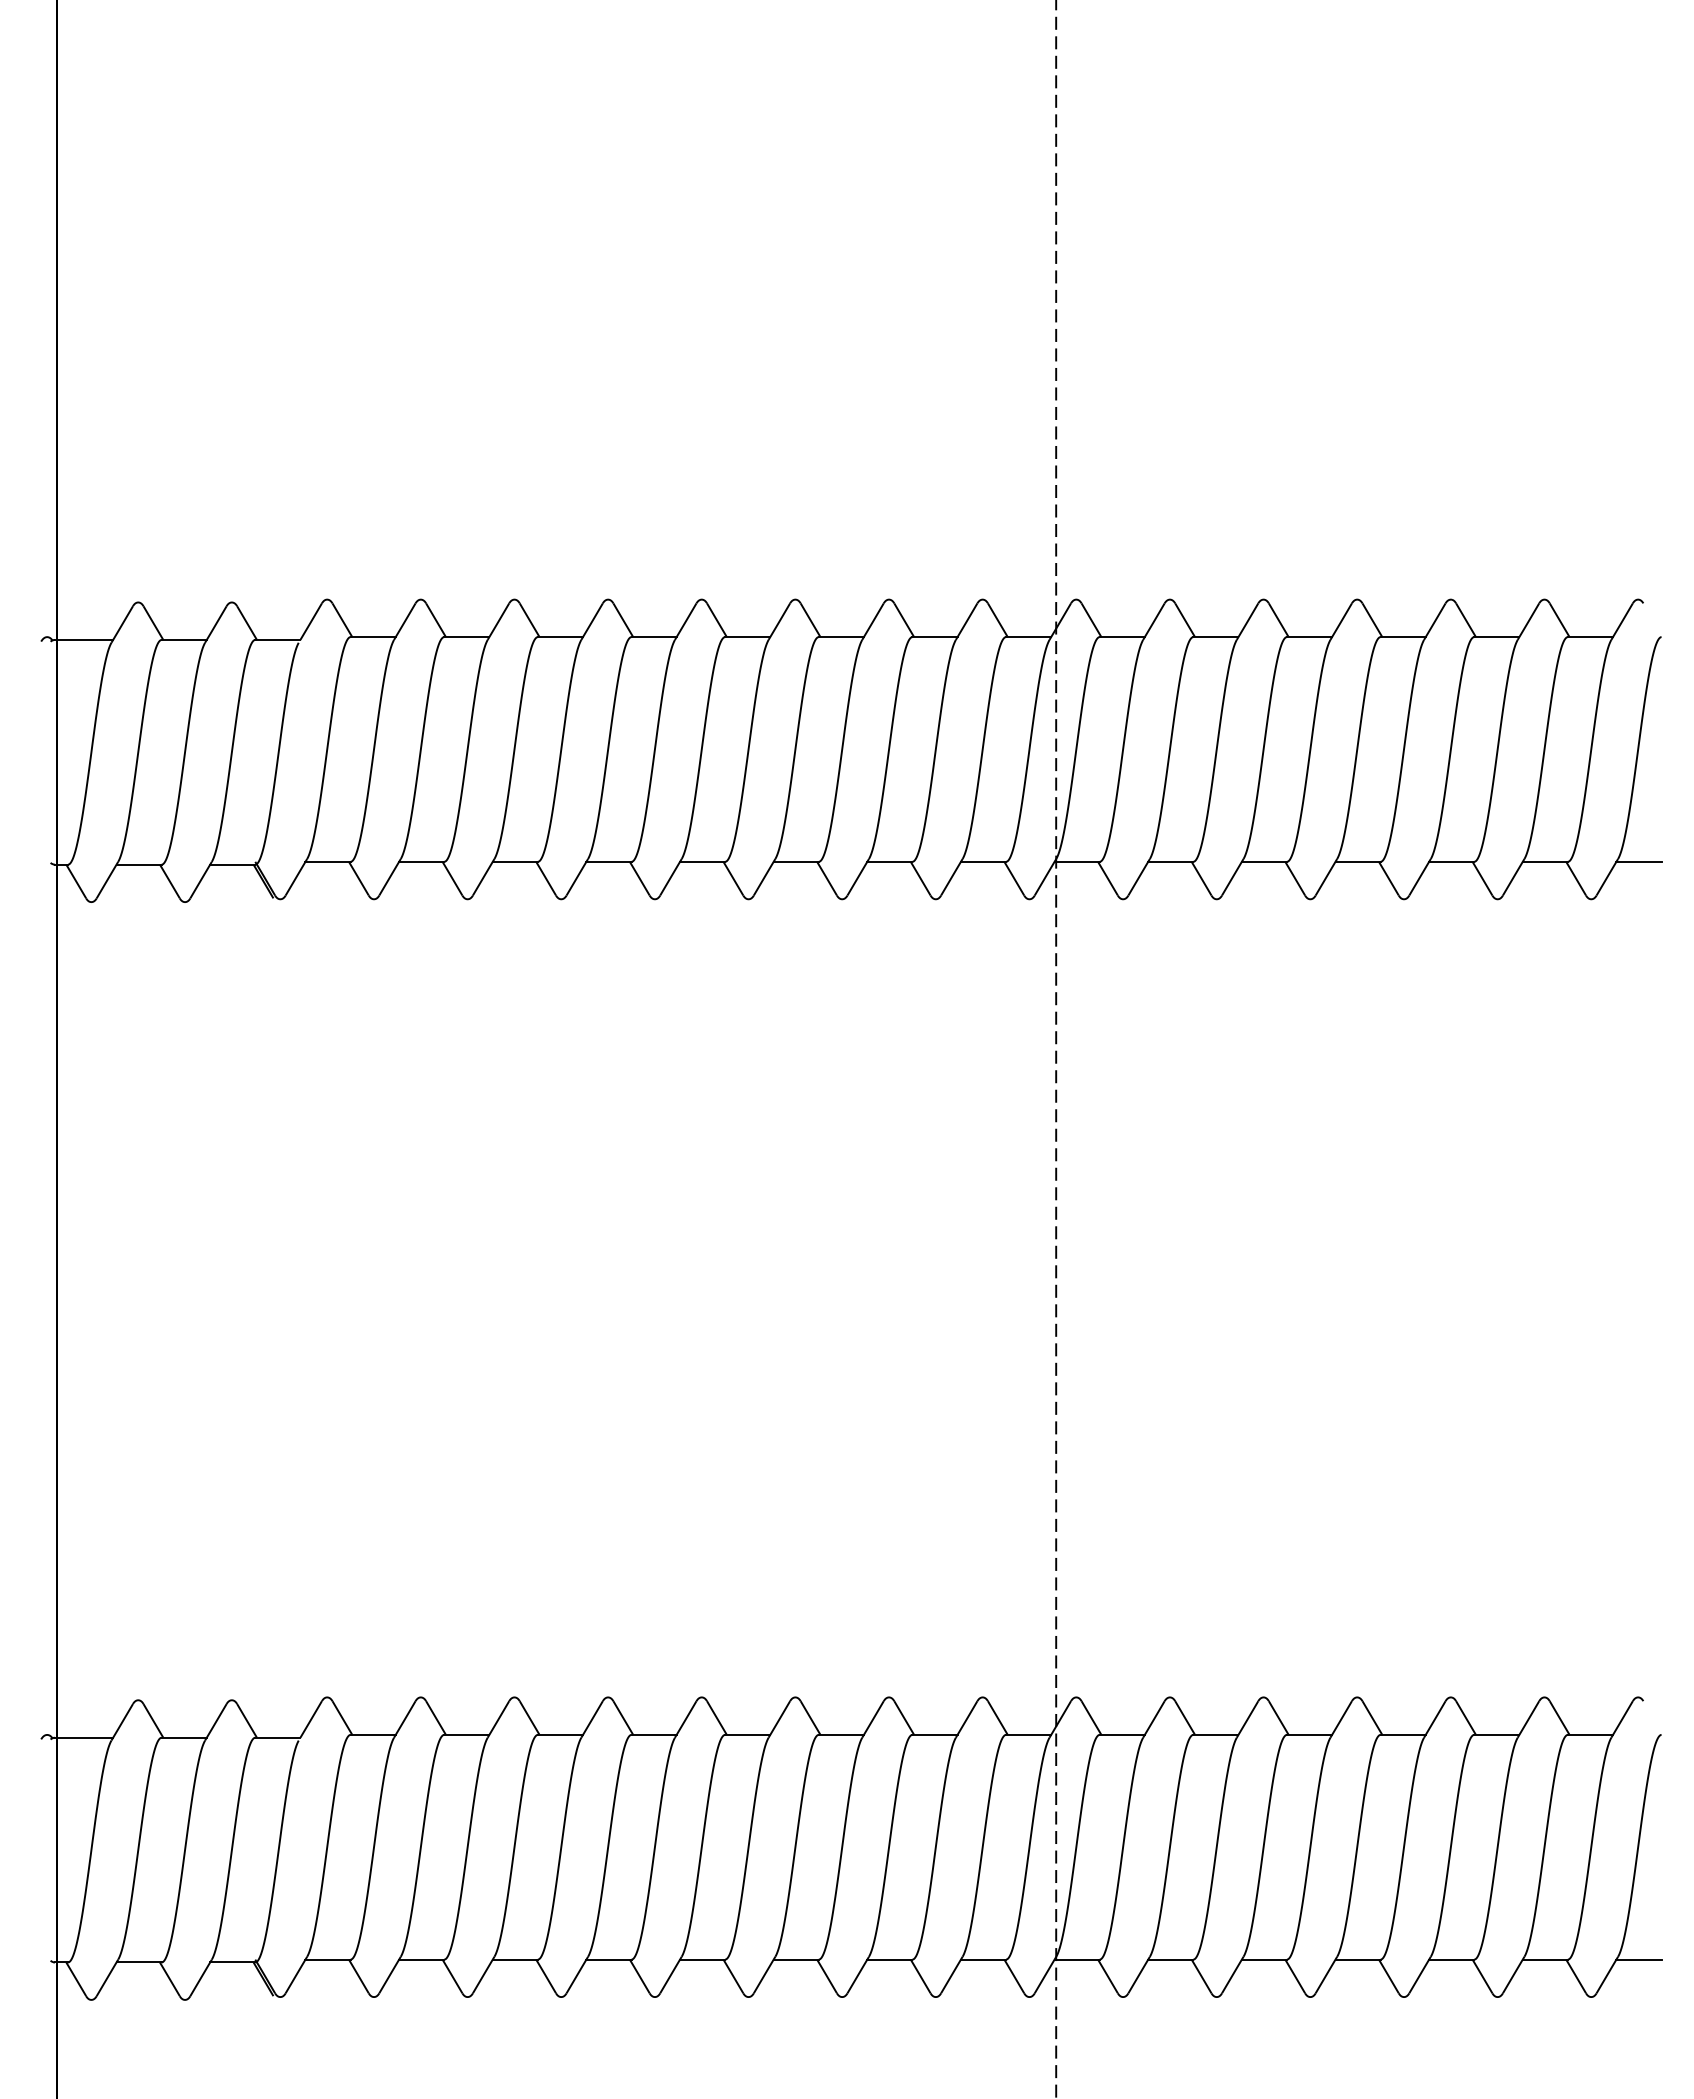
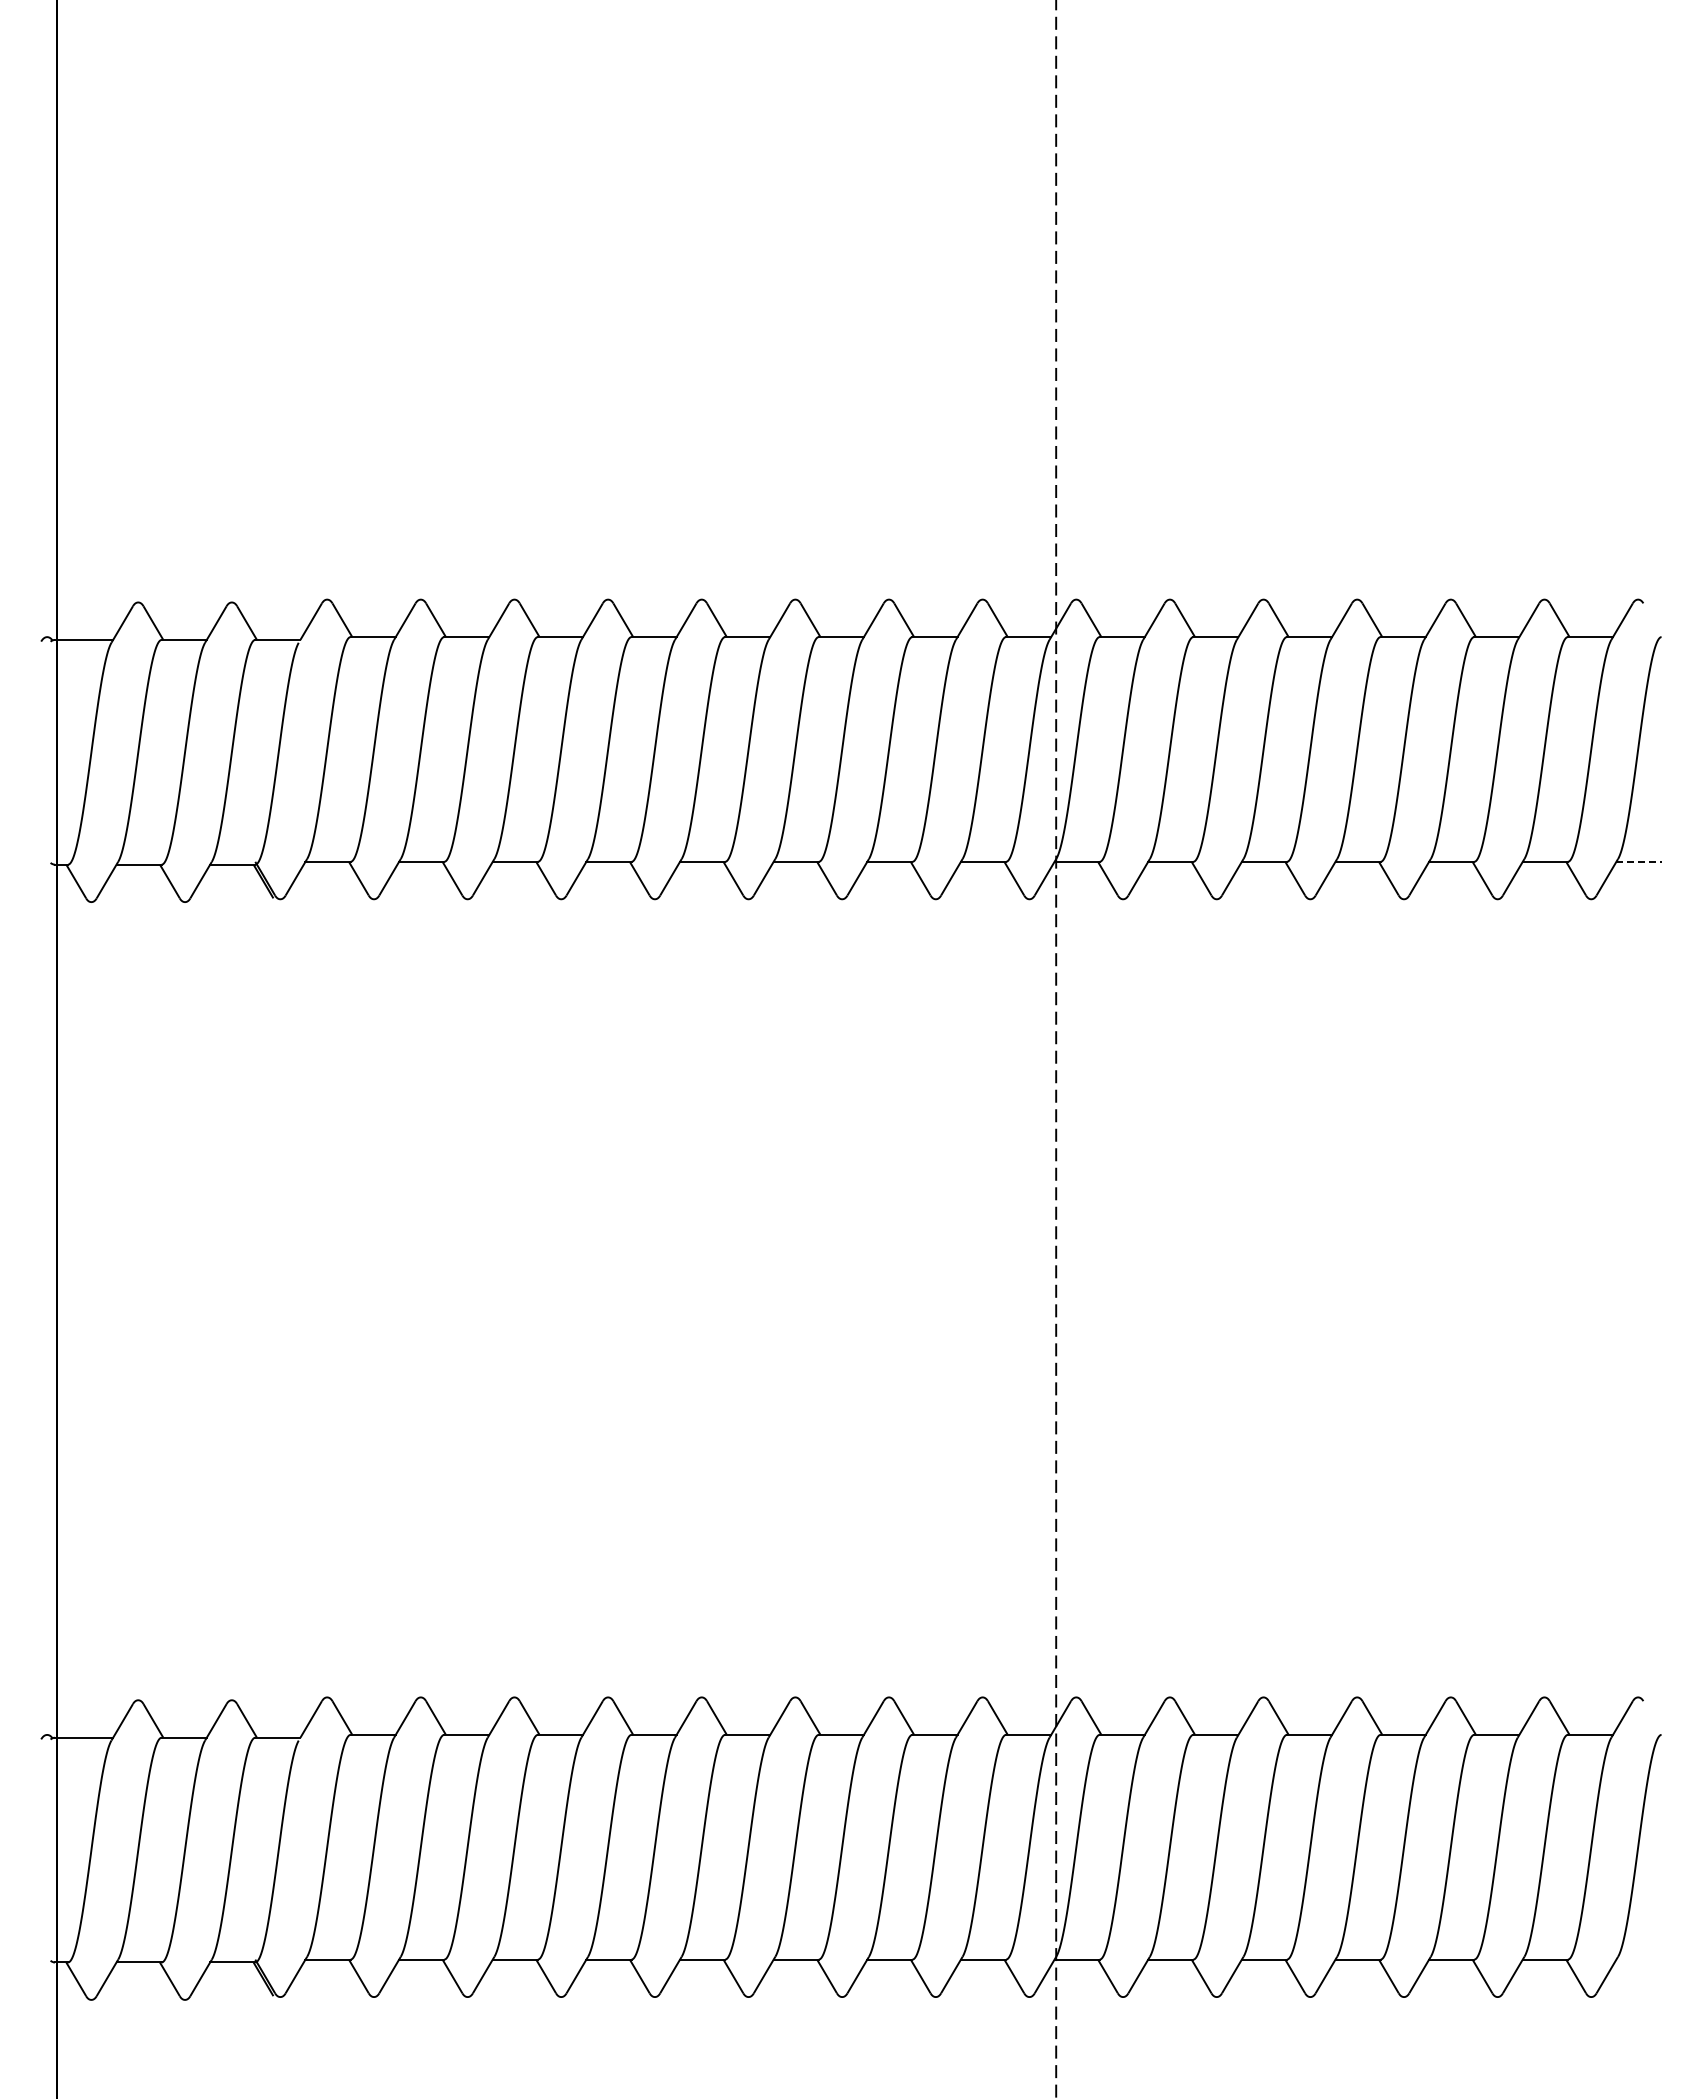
line: solid -> dashed (1638, 861)
line: present -> none (1638, 1959)
